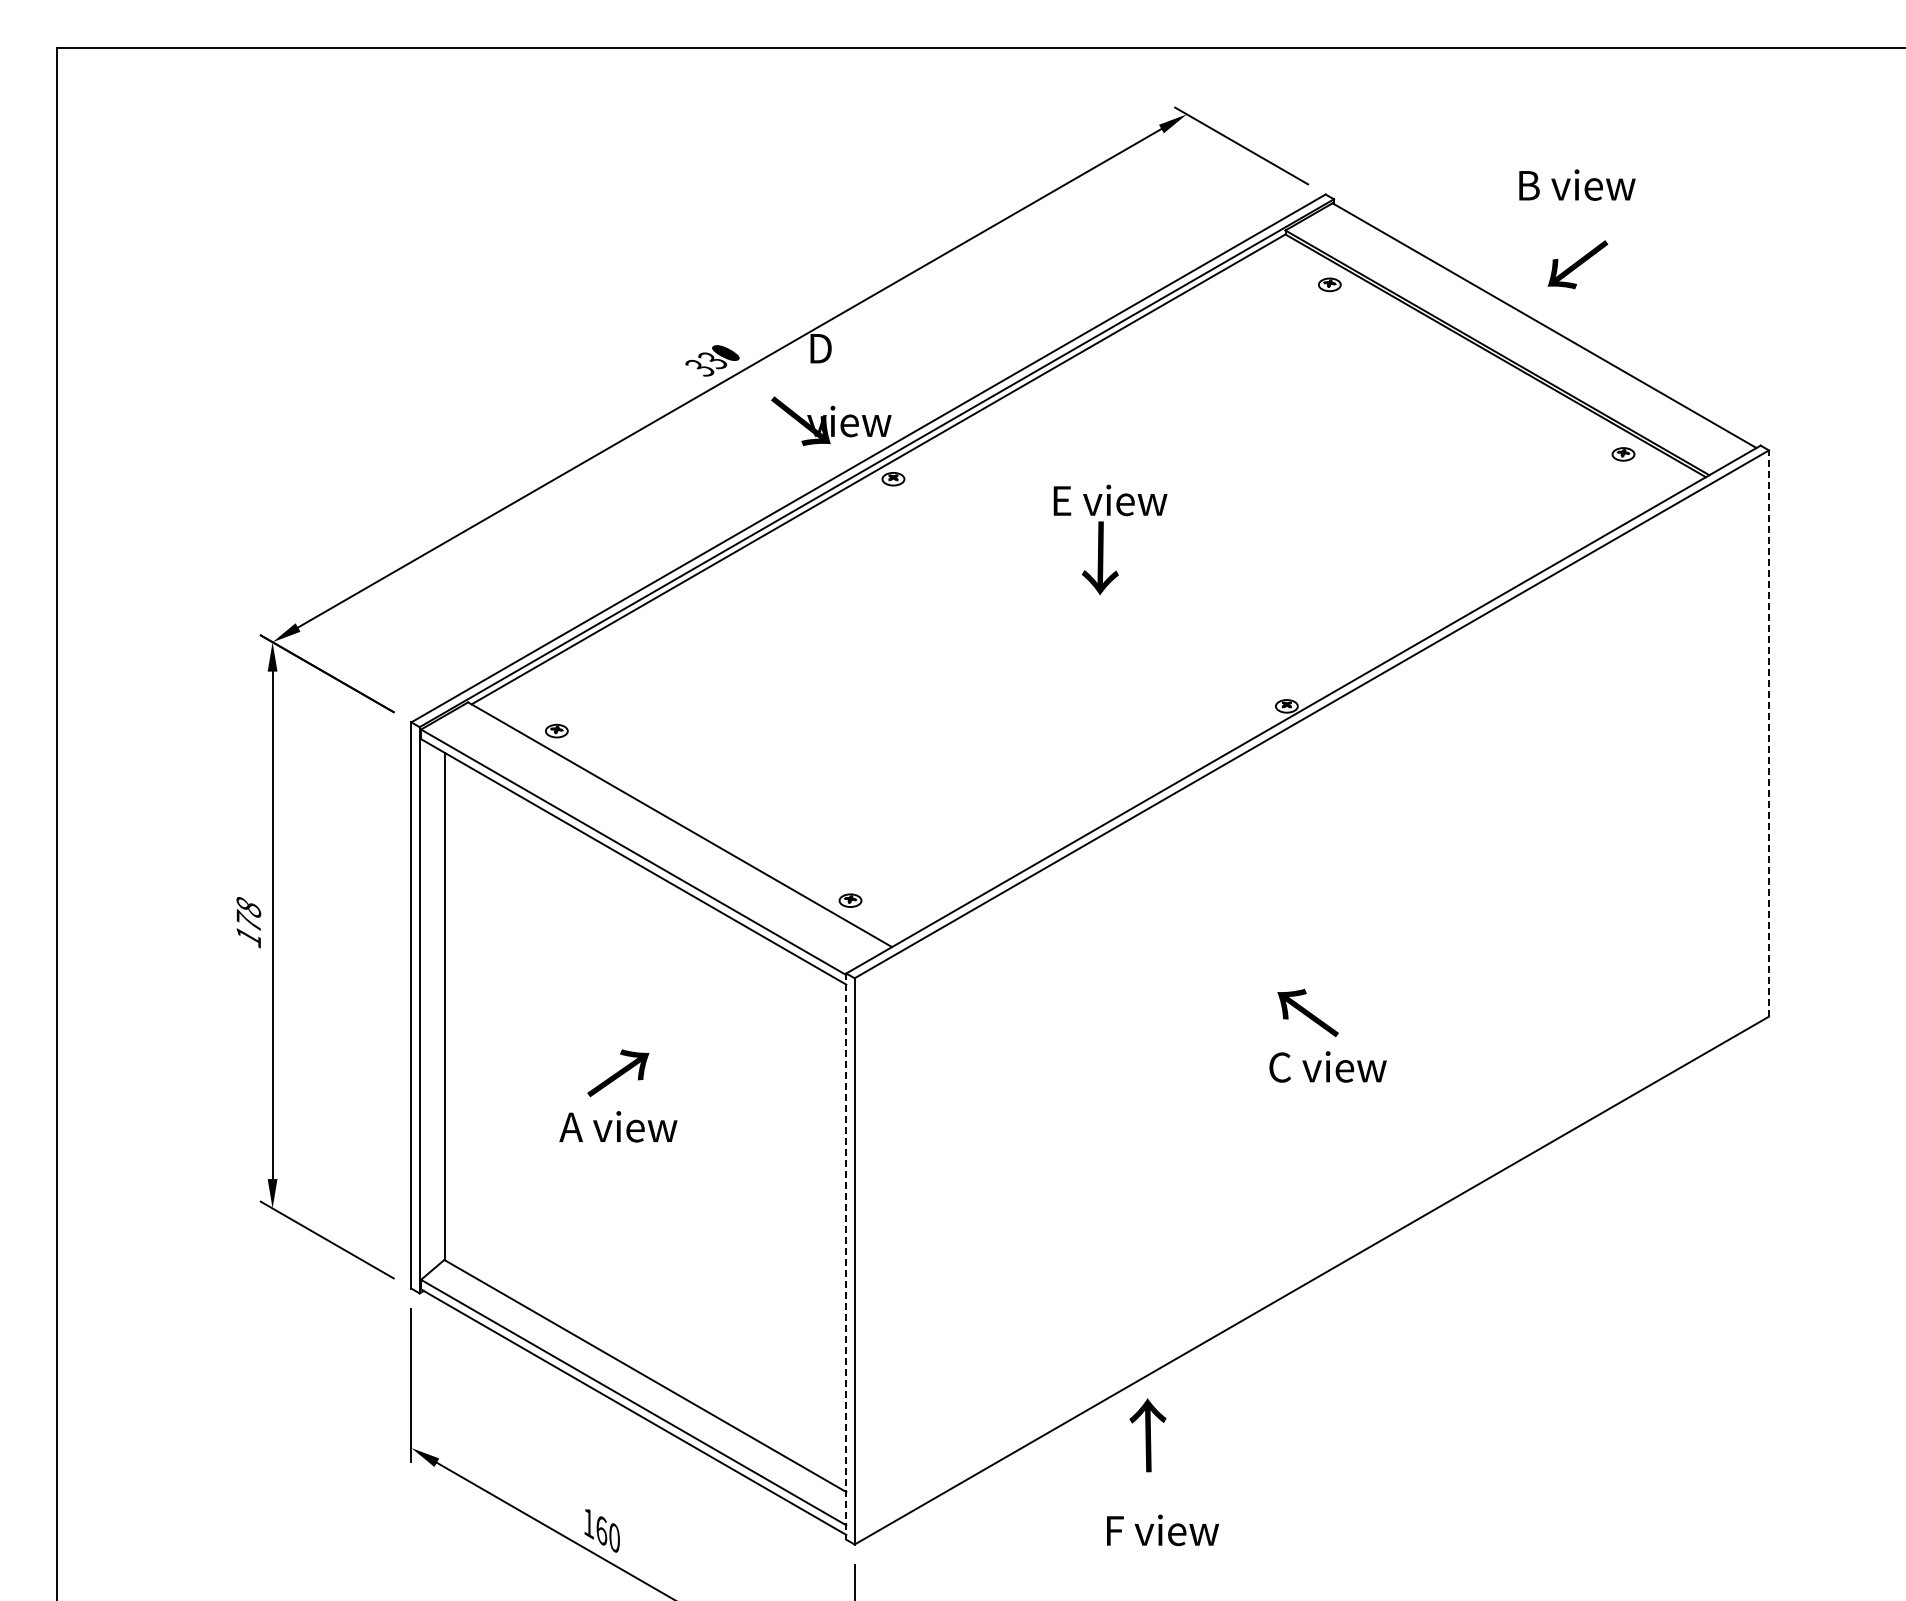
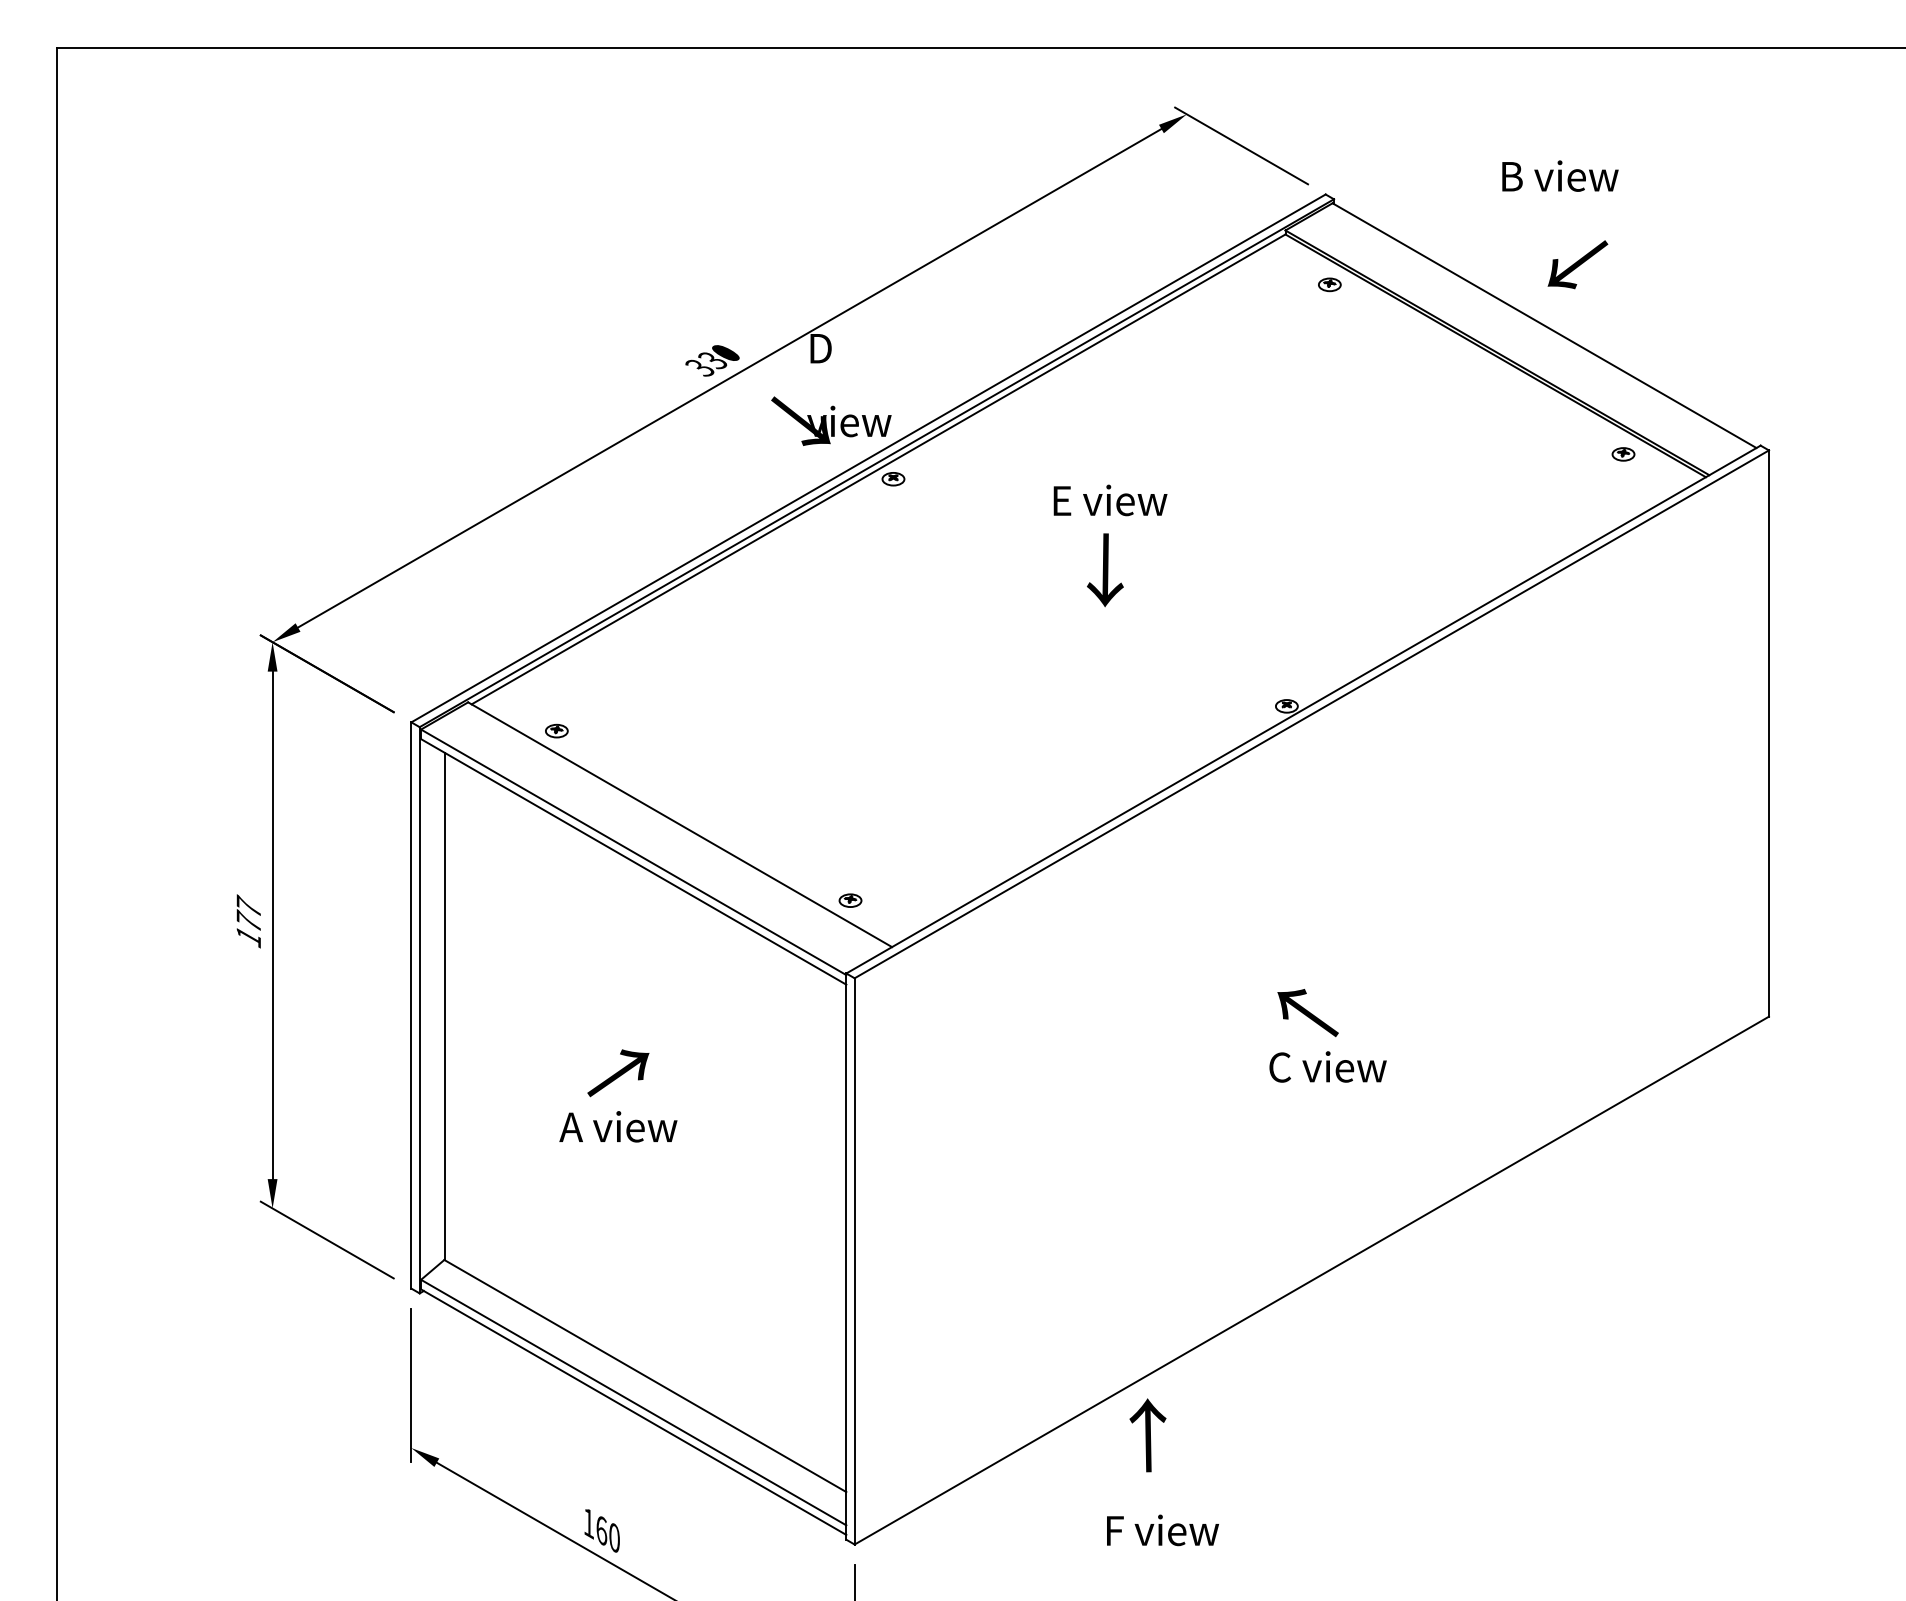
text position: (1577, 184) -> (1560, 175) (1560, 175)
text position: (1100, 558) -> (1105, 570) (1105, 570)
line: dashed -> solid (1768, 733)
text: 178 -> 177 (248, 905)
line: dashed -> solid (846, 1257)
